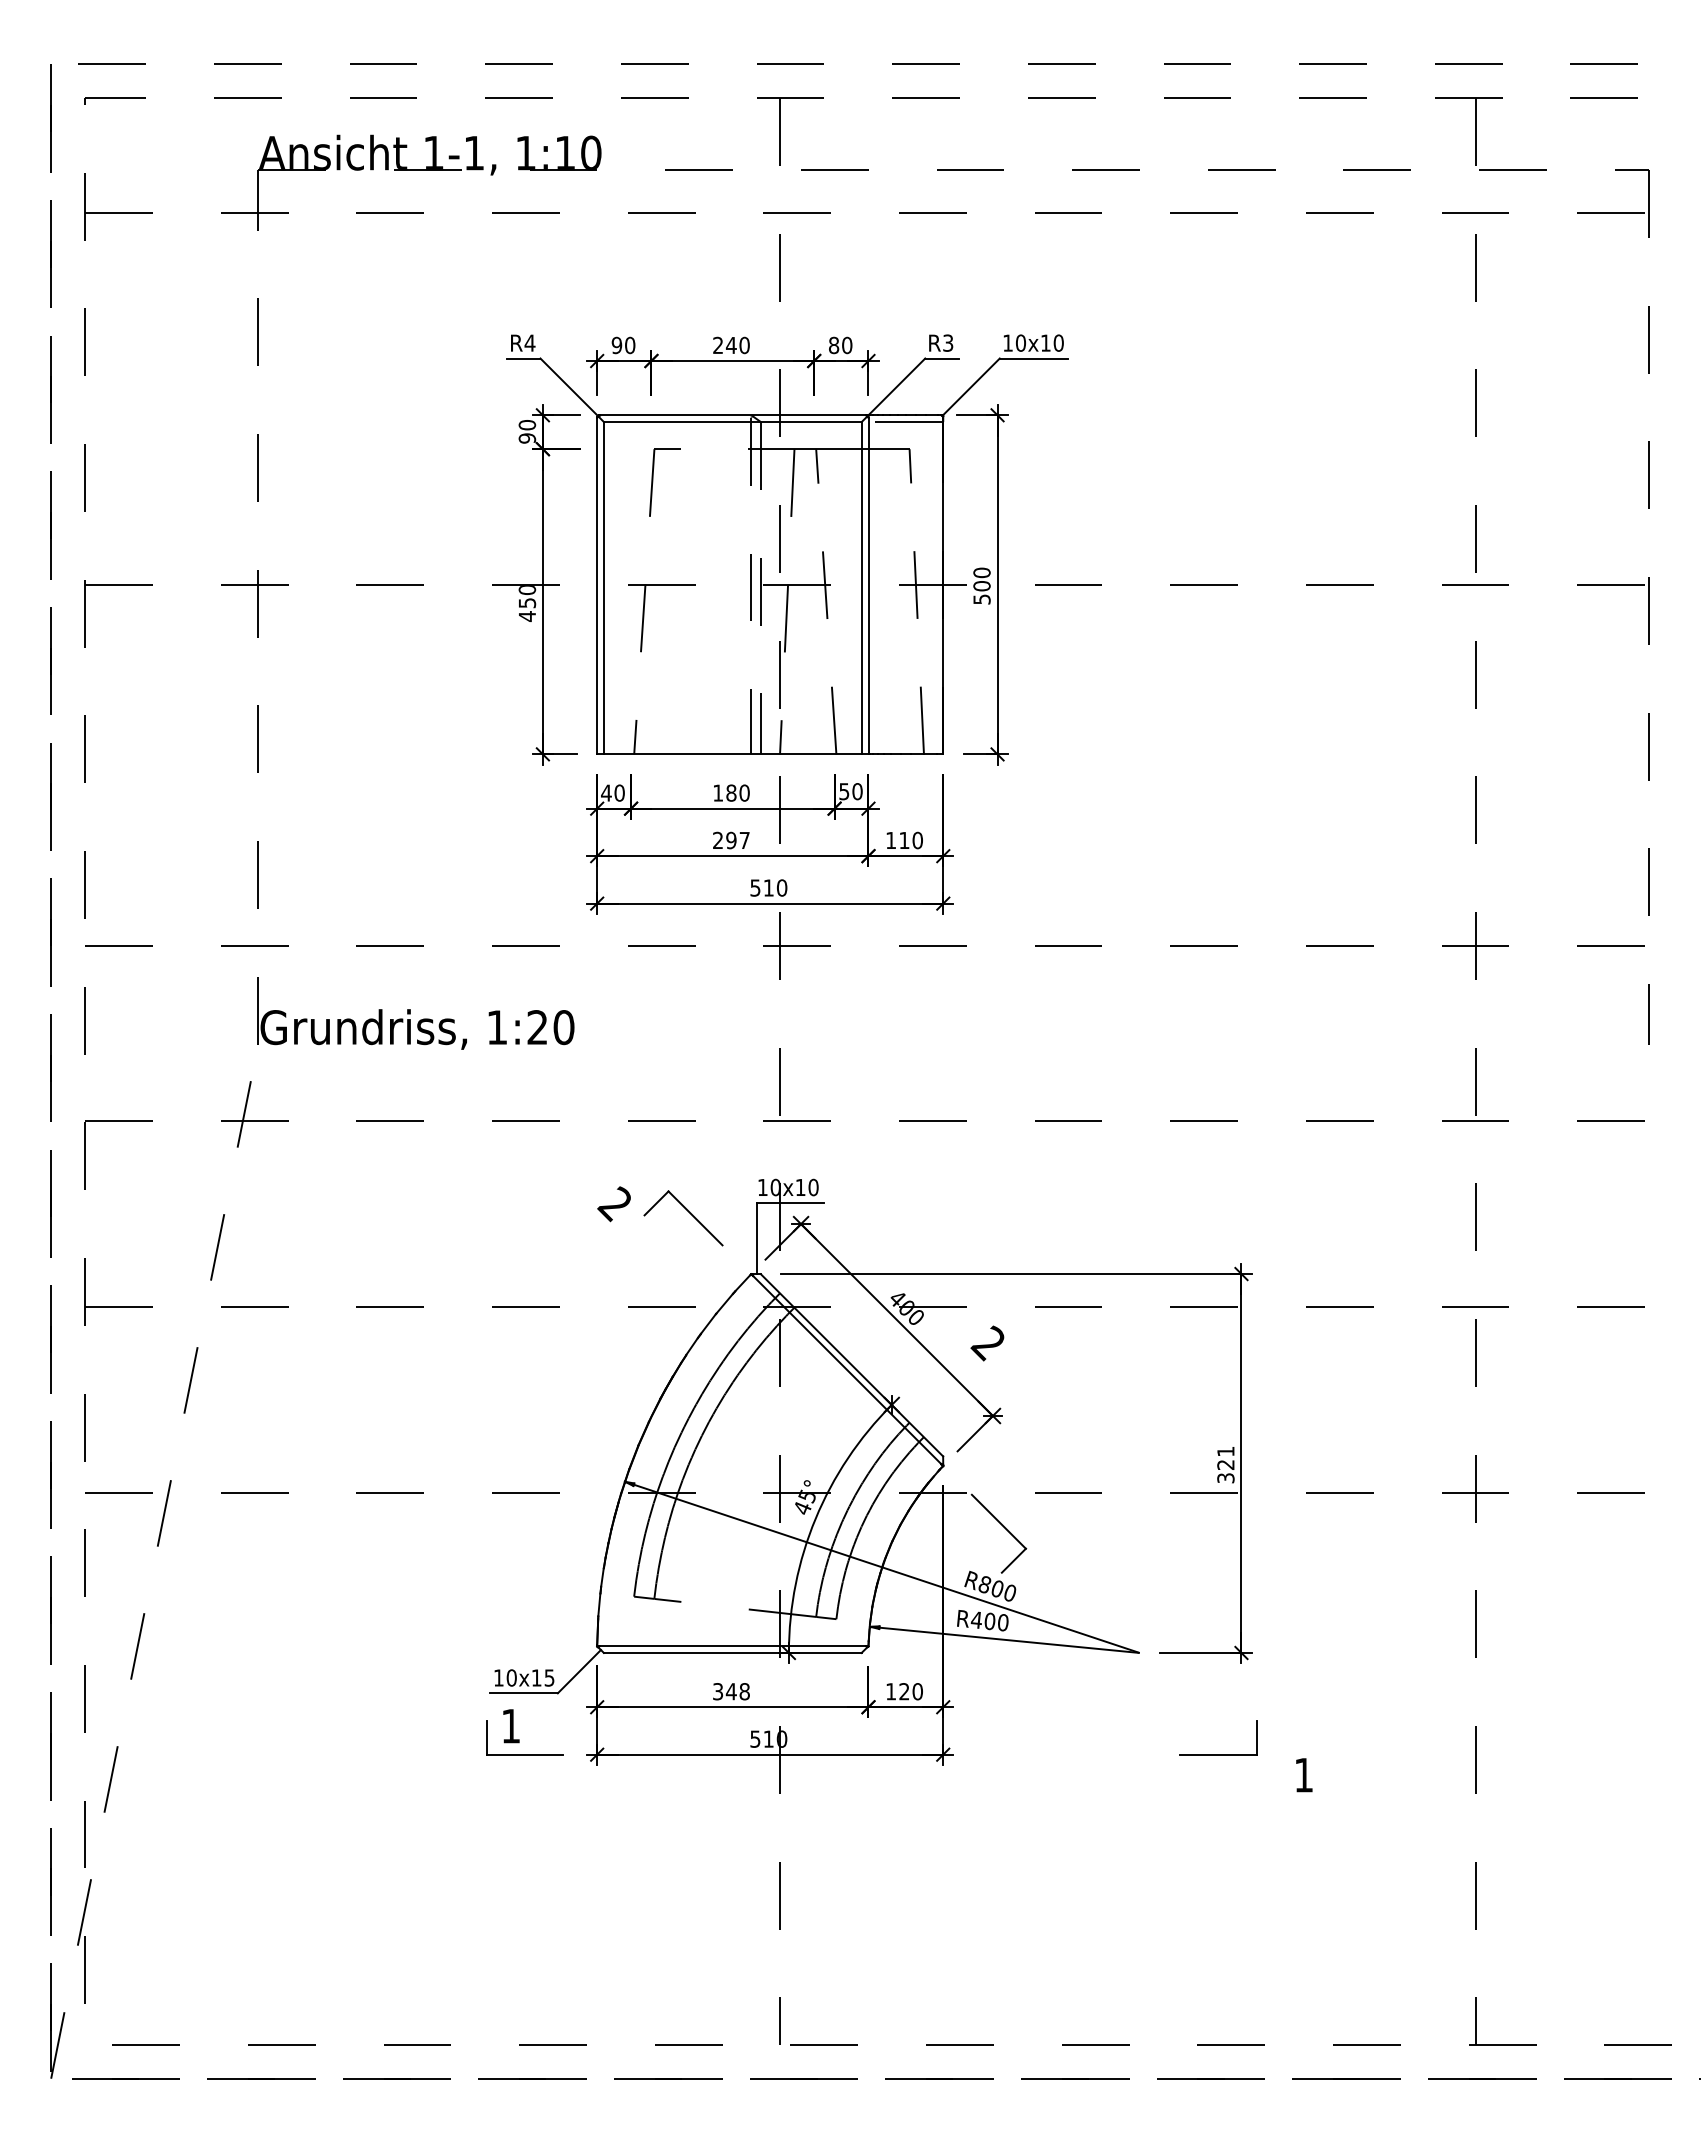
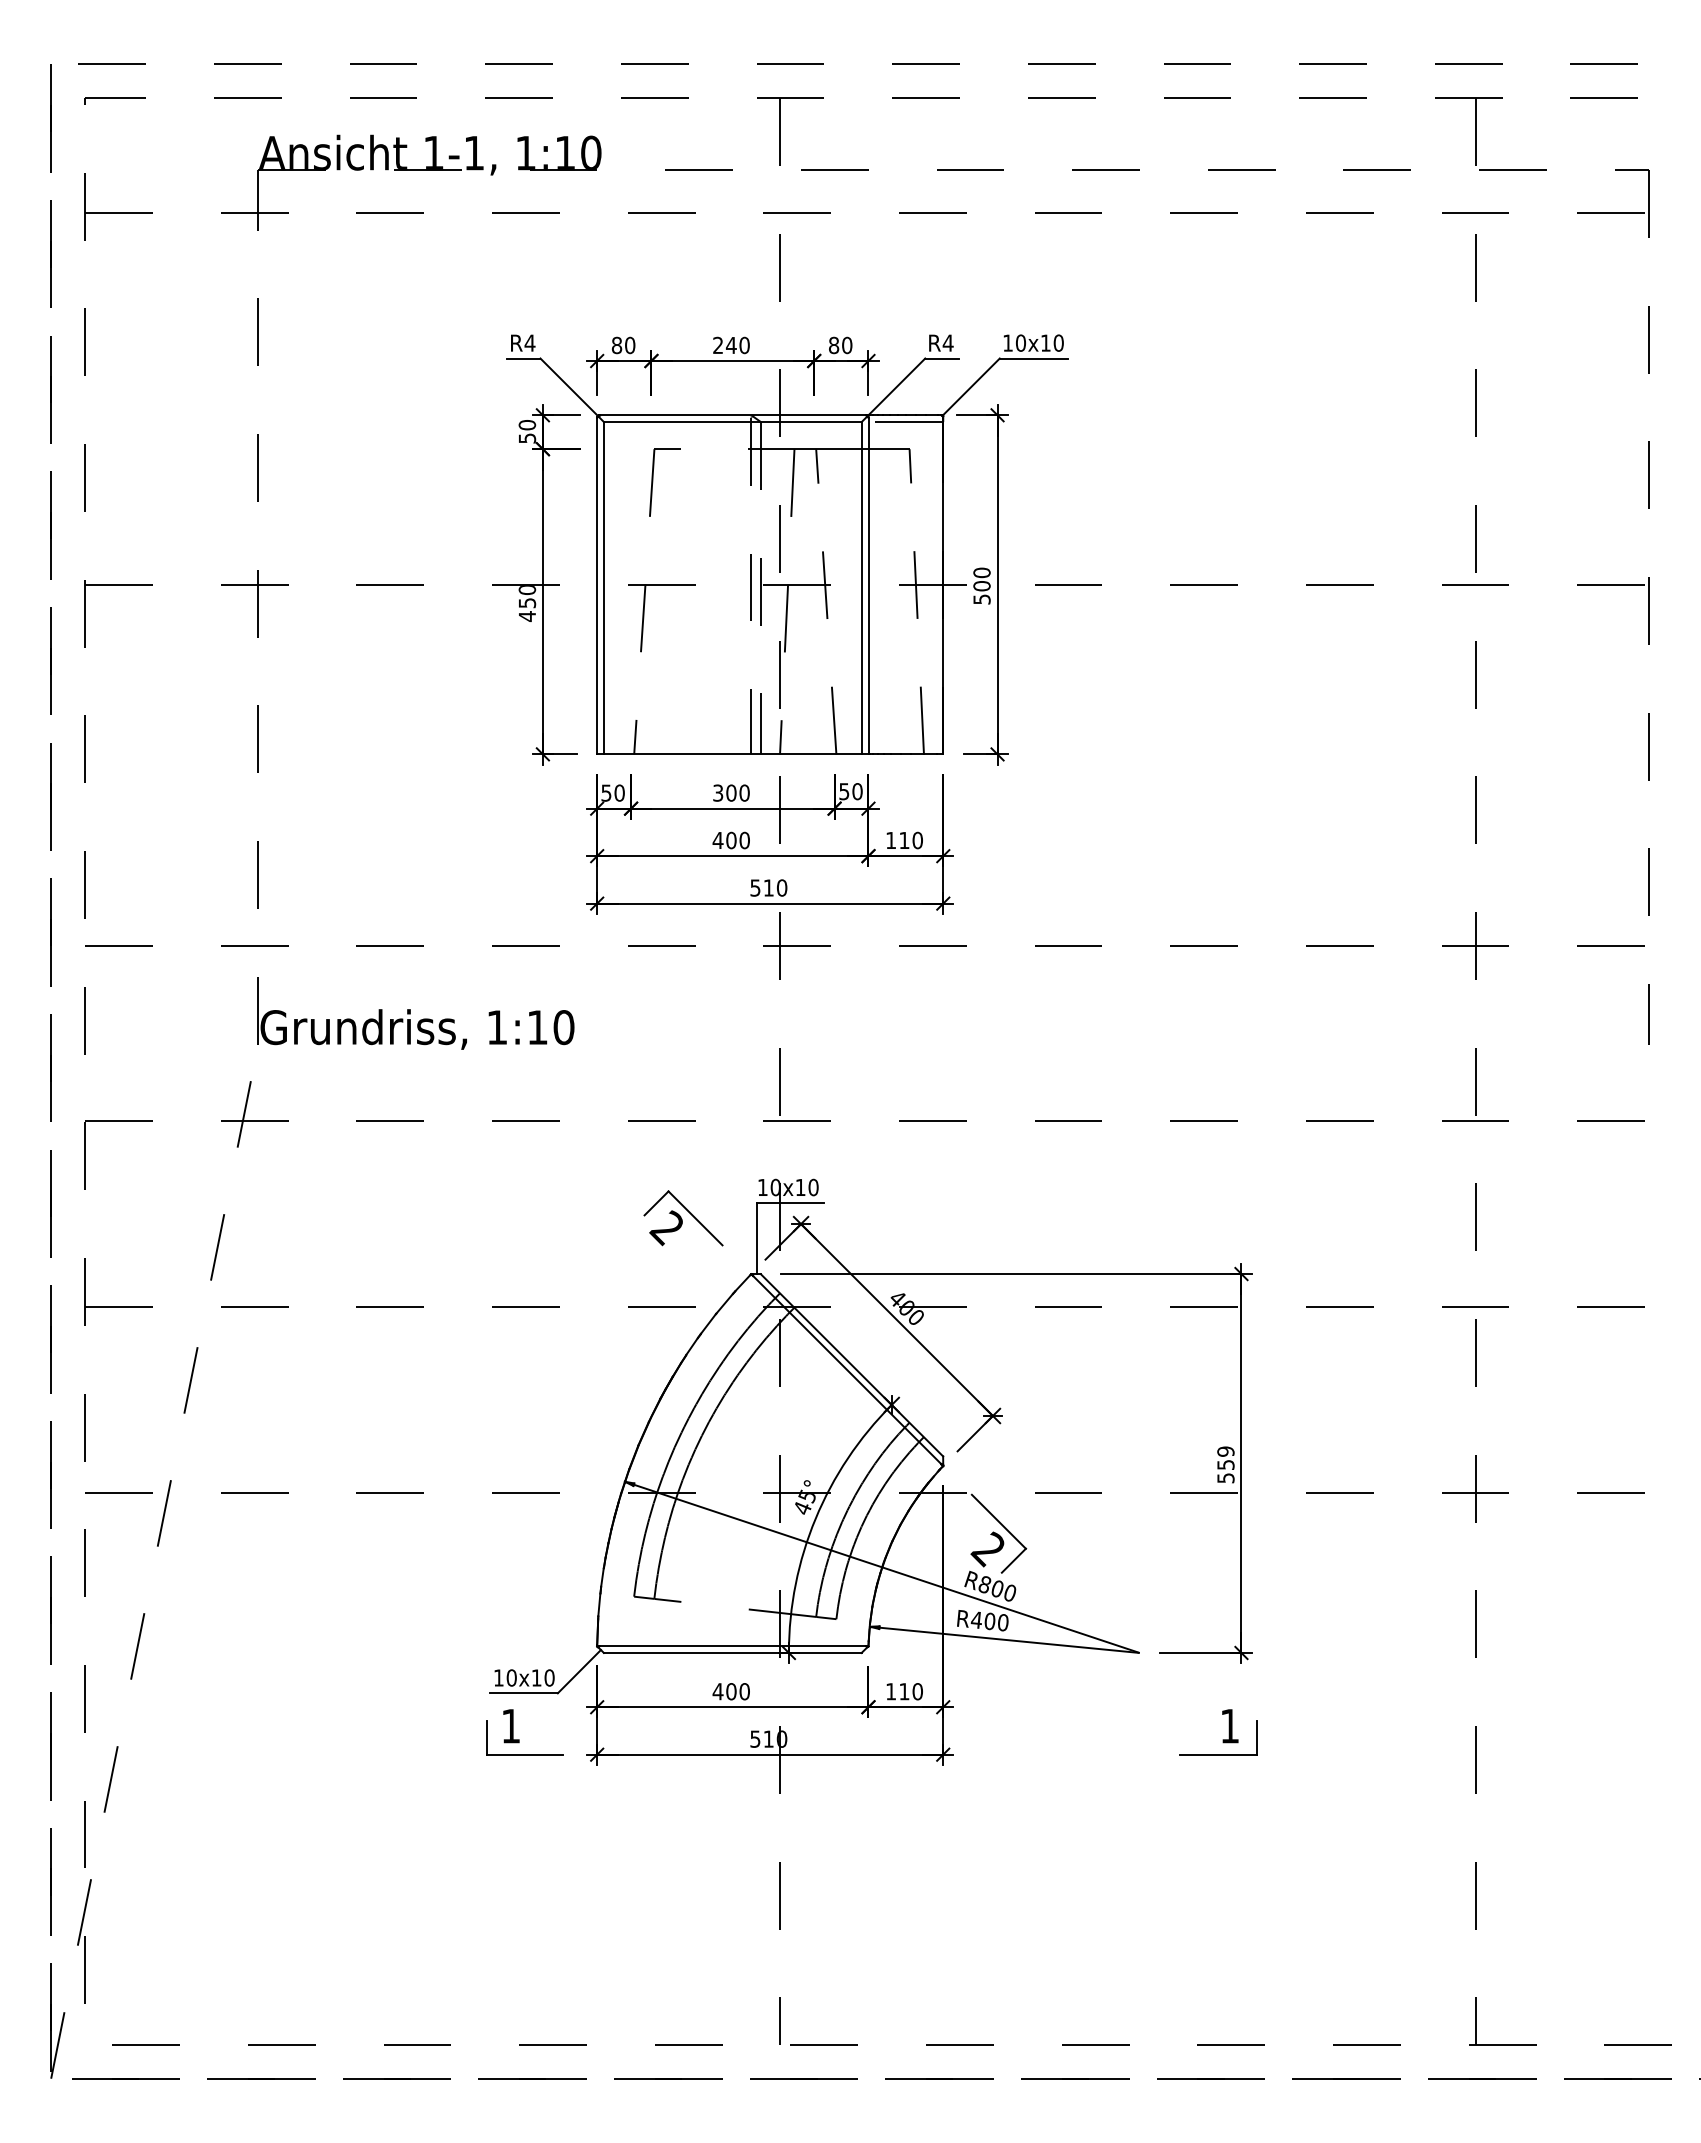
text: R3 -> R4 (947, 342)
text: 90 -> 80 (616, 345)
text: 90 -> 50 (526, 438)
text: 40 -> 50 (606, 792)
text: 180 -> 300 (724, 792)
text: 297 -> 400 (730, 840)
text: 1:20 -> 1:10 (537, 1027)
text position: (613, 1204) -> (665, 1228) (665, 1228)
text position: (987, 1343) -> (987, 1549) (987, 1549)
text: 321 -> 559 (1225, 1464)
text: 10x15 -> 10x10 (549, 1677)
text: 348 -> 400 (730, 1691)
text: 120 -> 110 (904, 1691)
text position: (1304, 1775) -> (1230, 1726) (1230, 1726)
